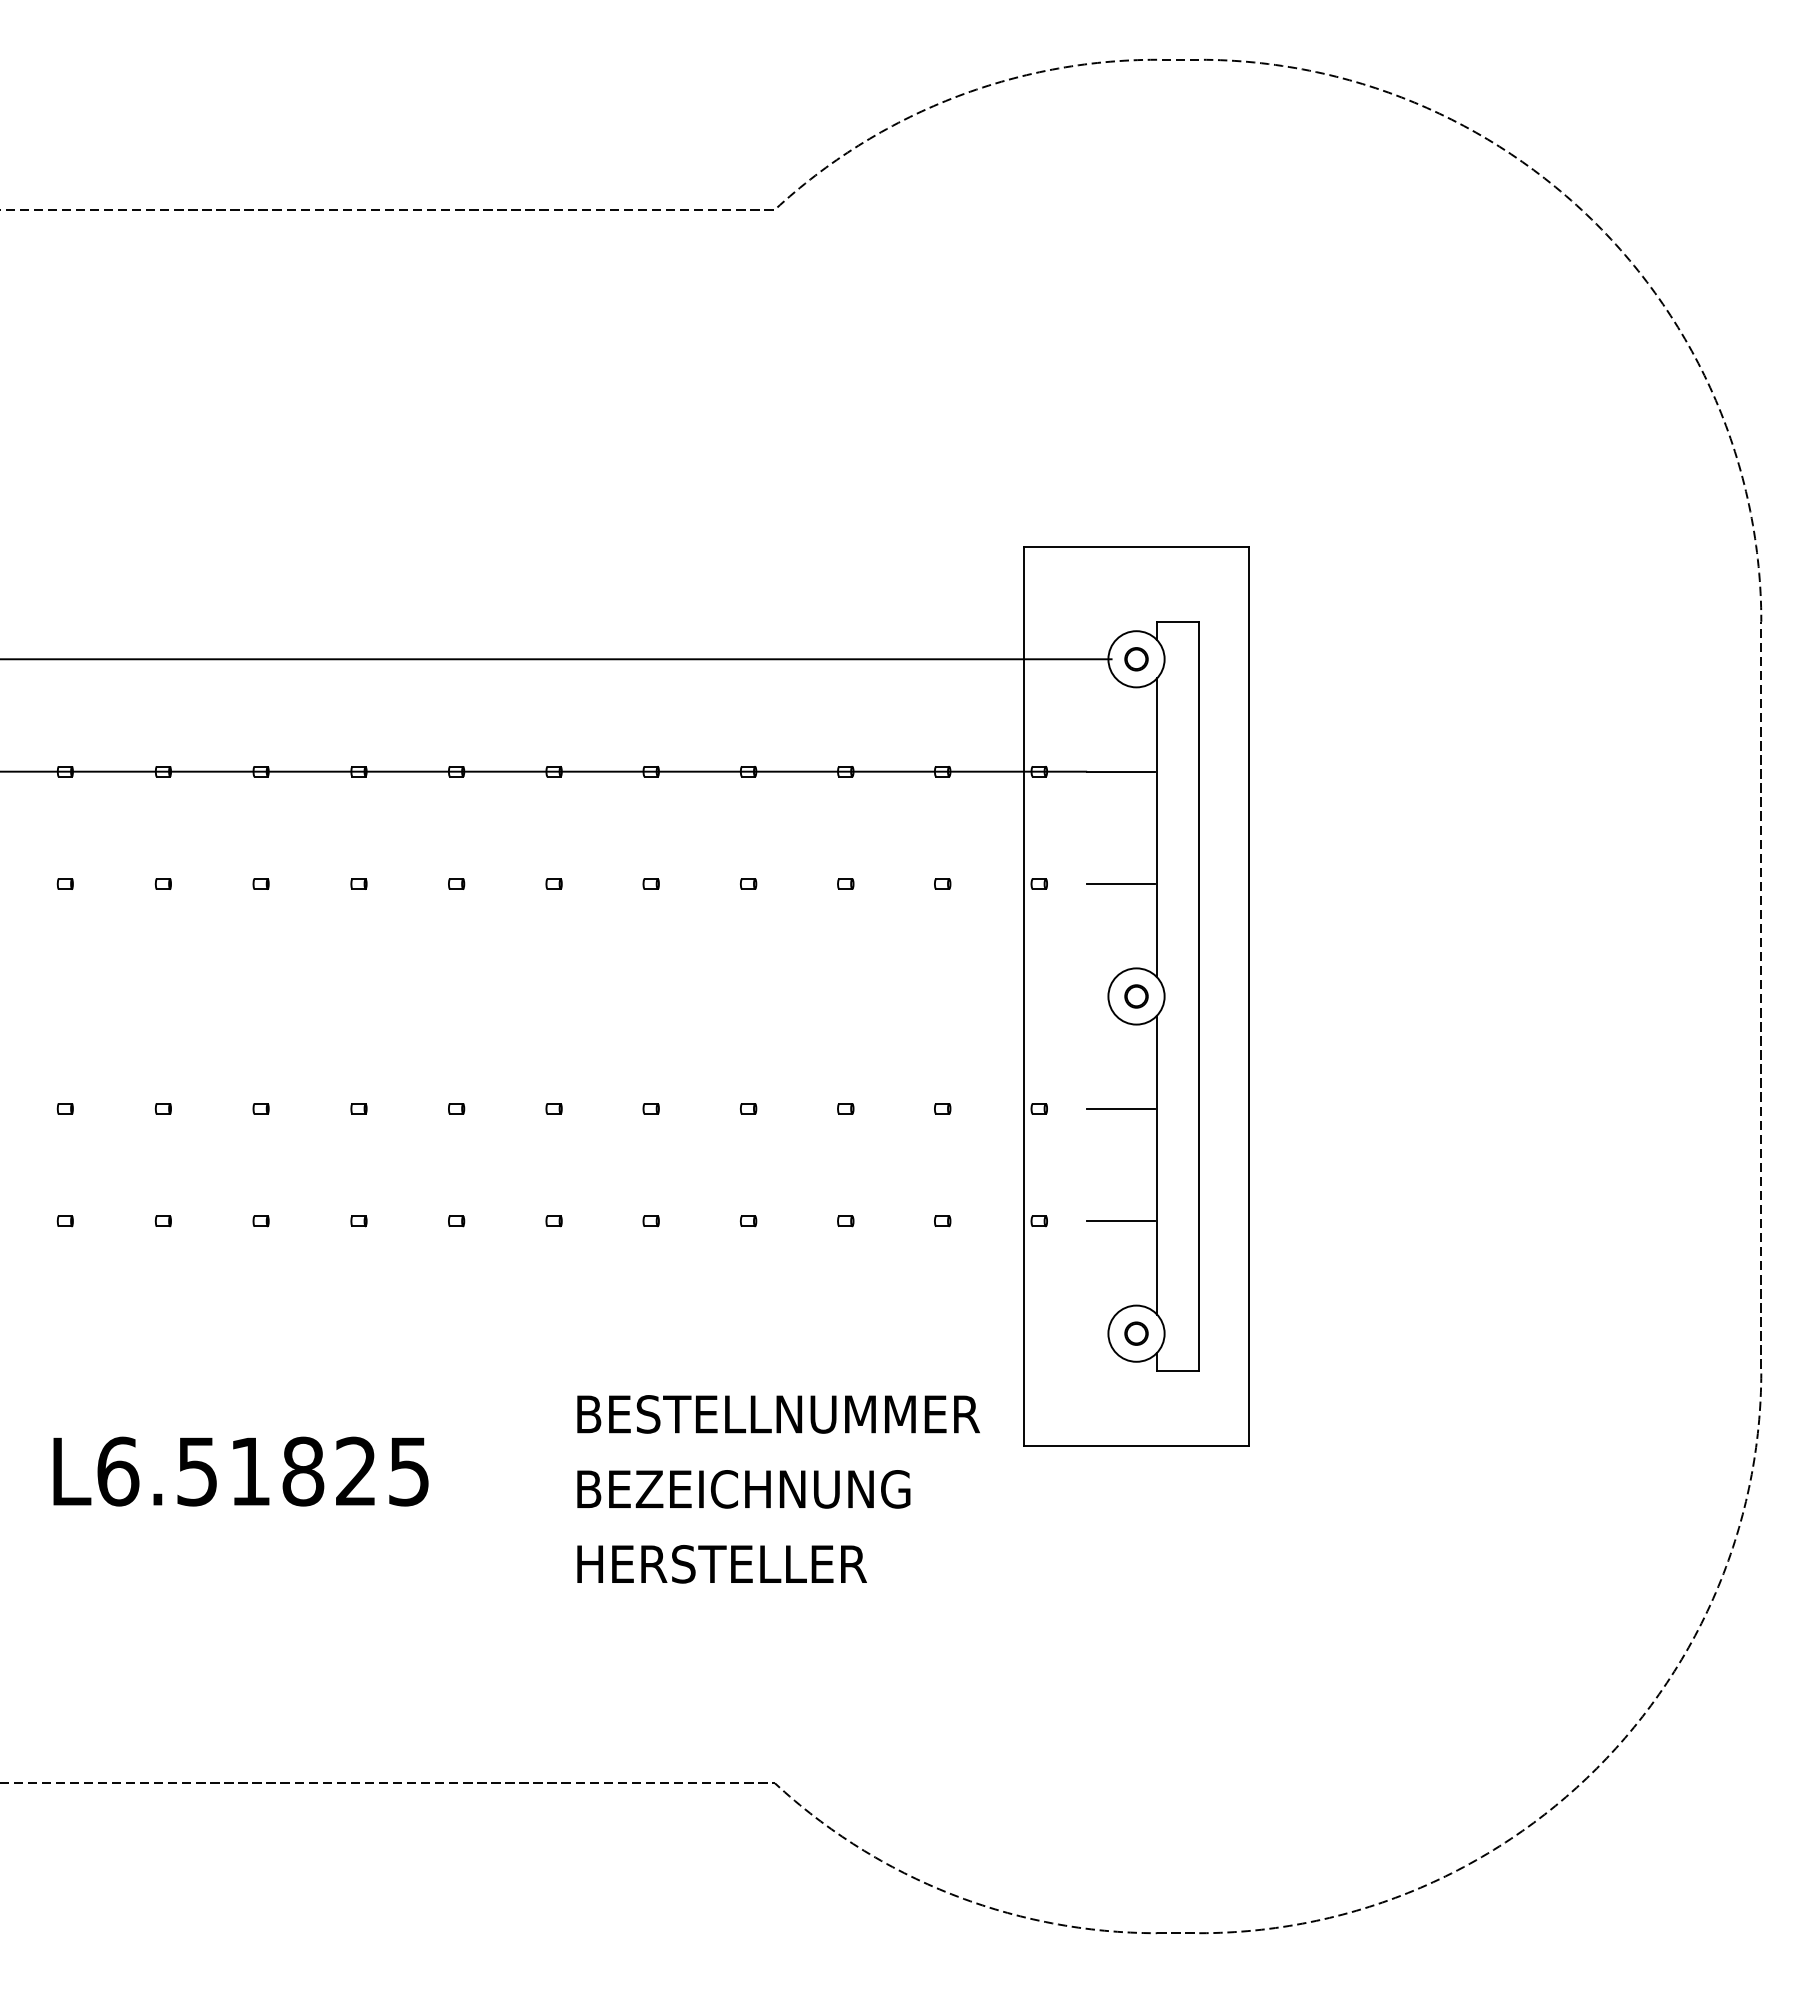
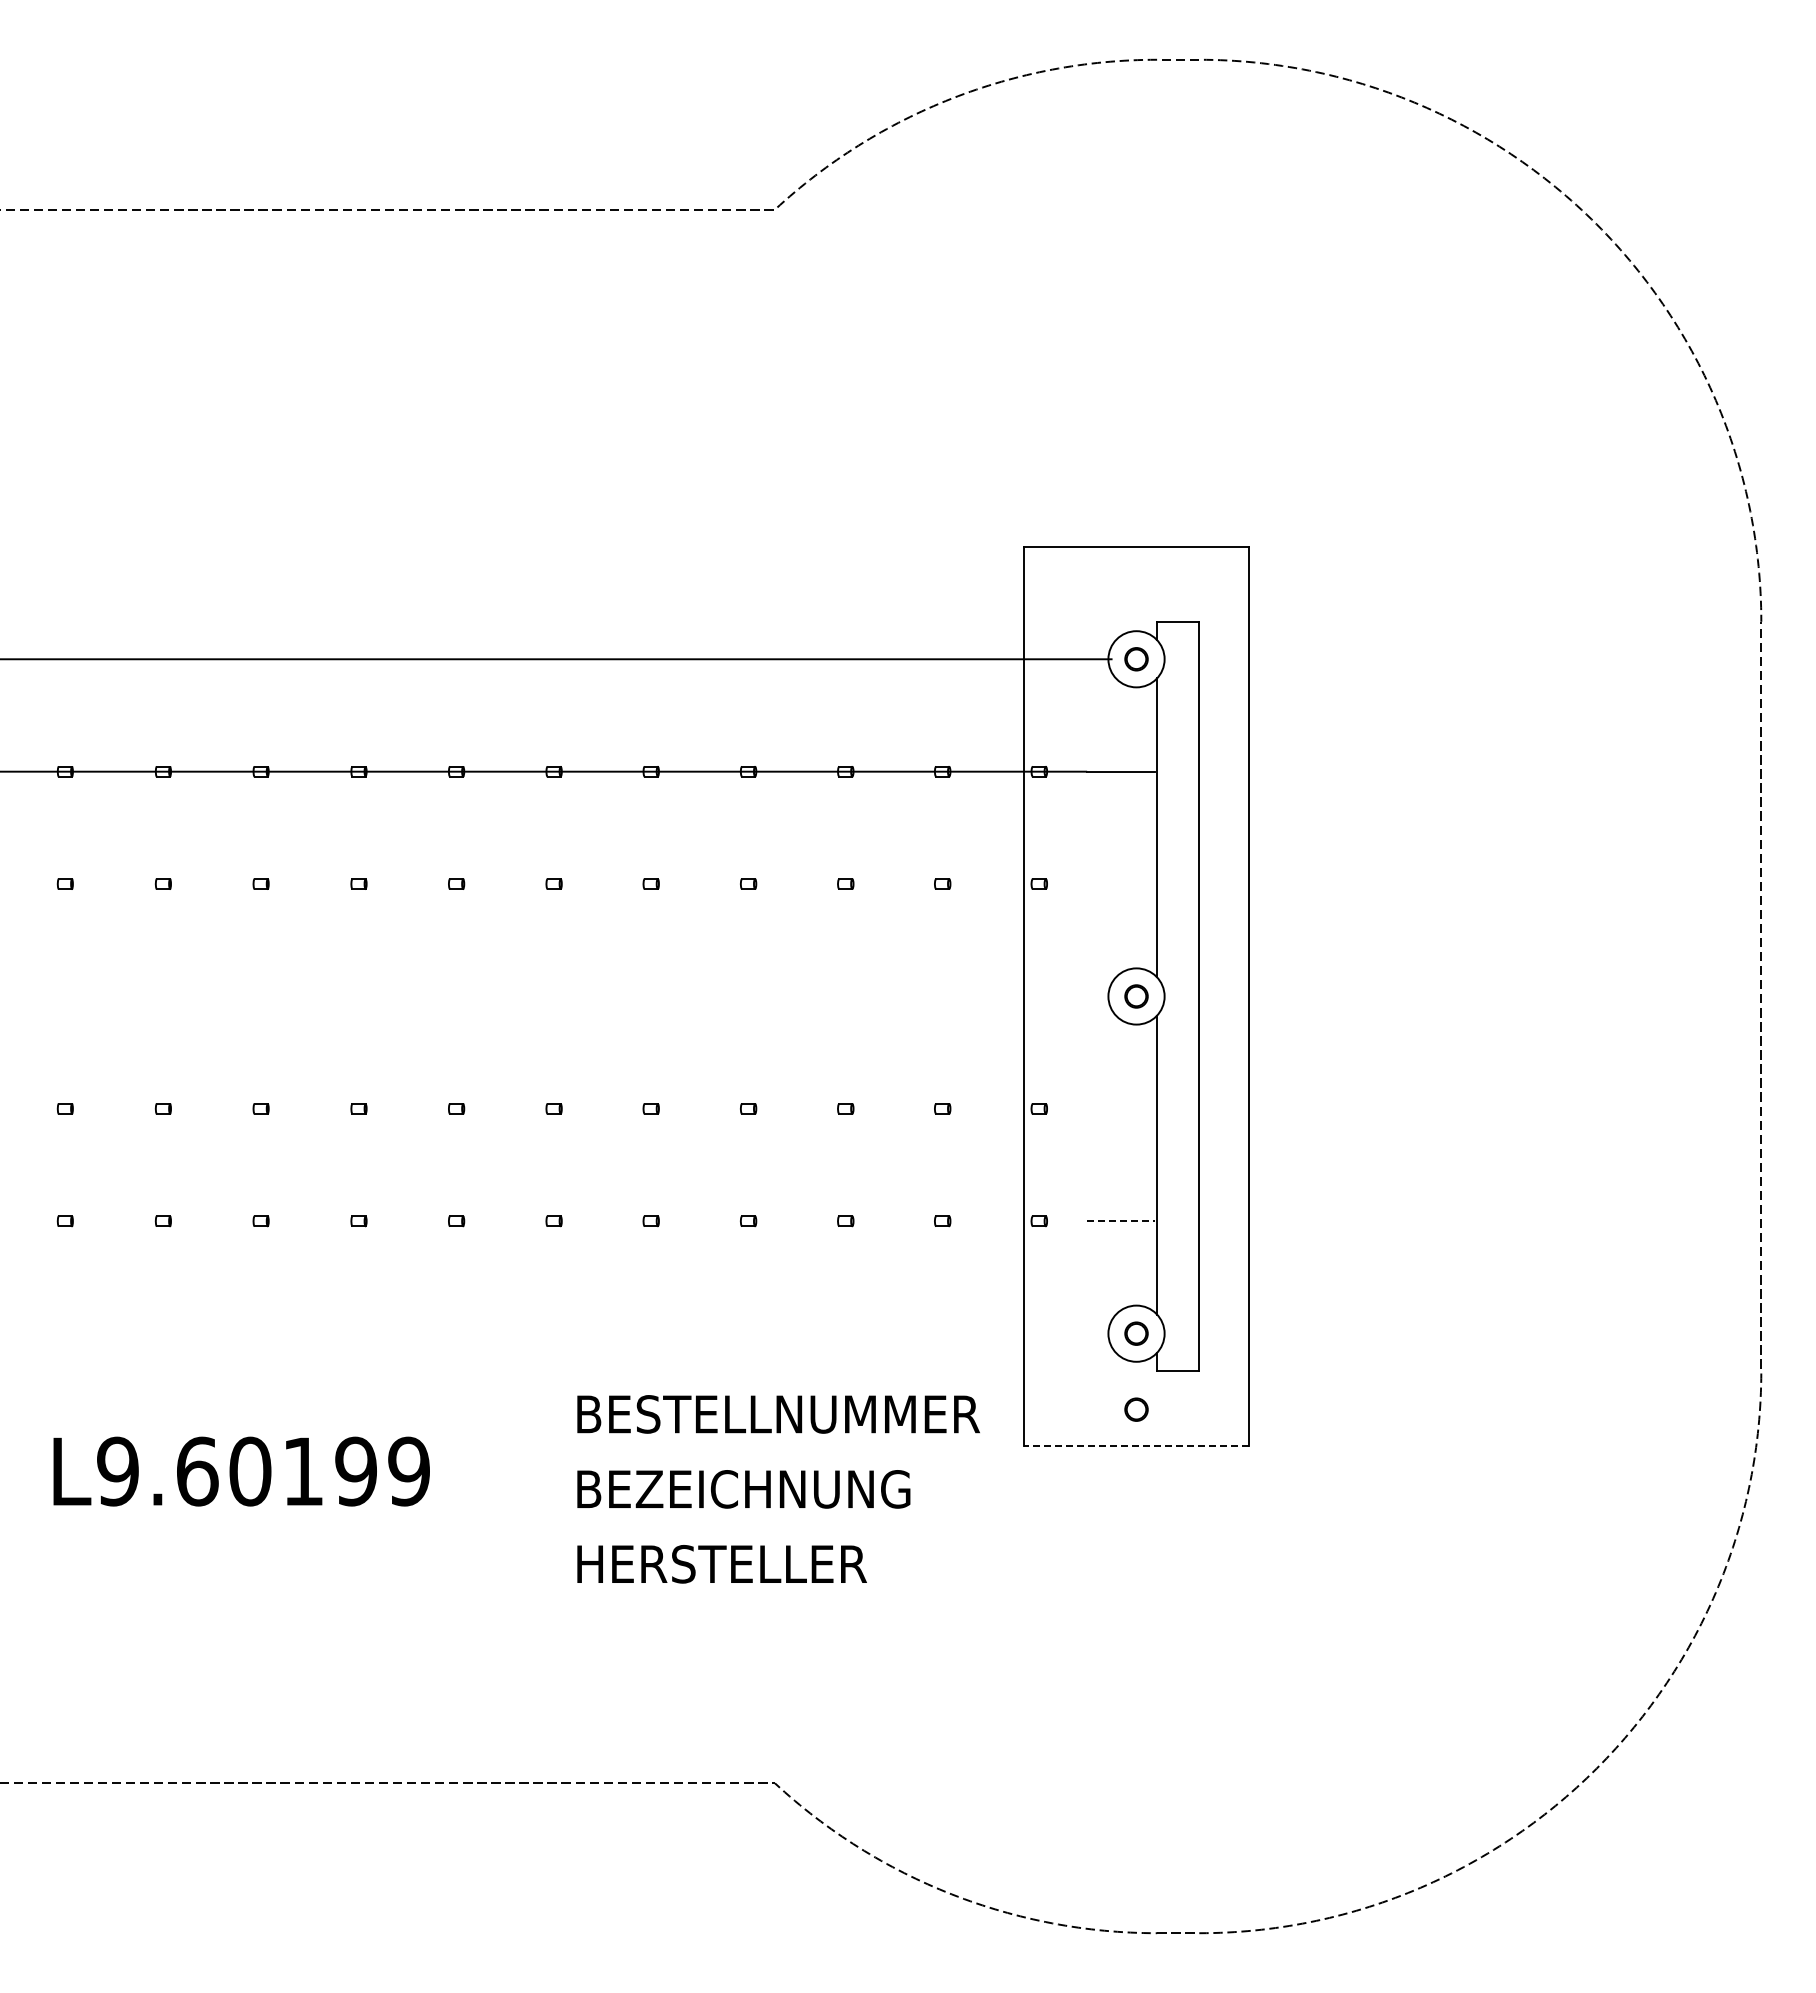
line: present -> none (1120, 884)
line: present -> none (1120, 1108)
line: solid -> dashed (1121, 1221)
circle: none -> present (1136, 1409)
line: solid -> dashed (1136, 1446)
text: L6.51825 -> L9.60199 (263, 1471)
